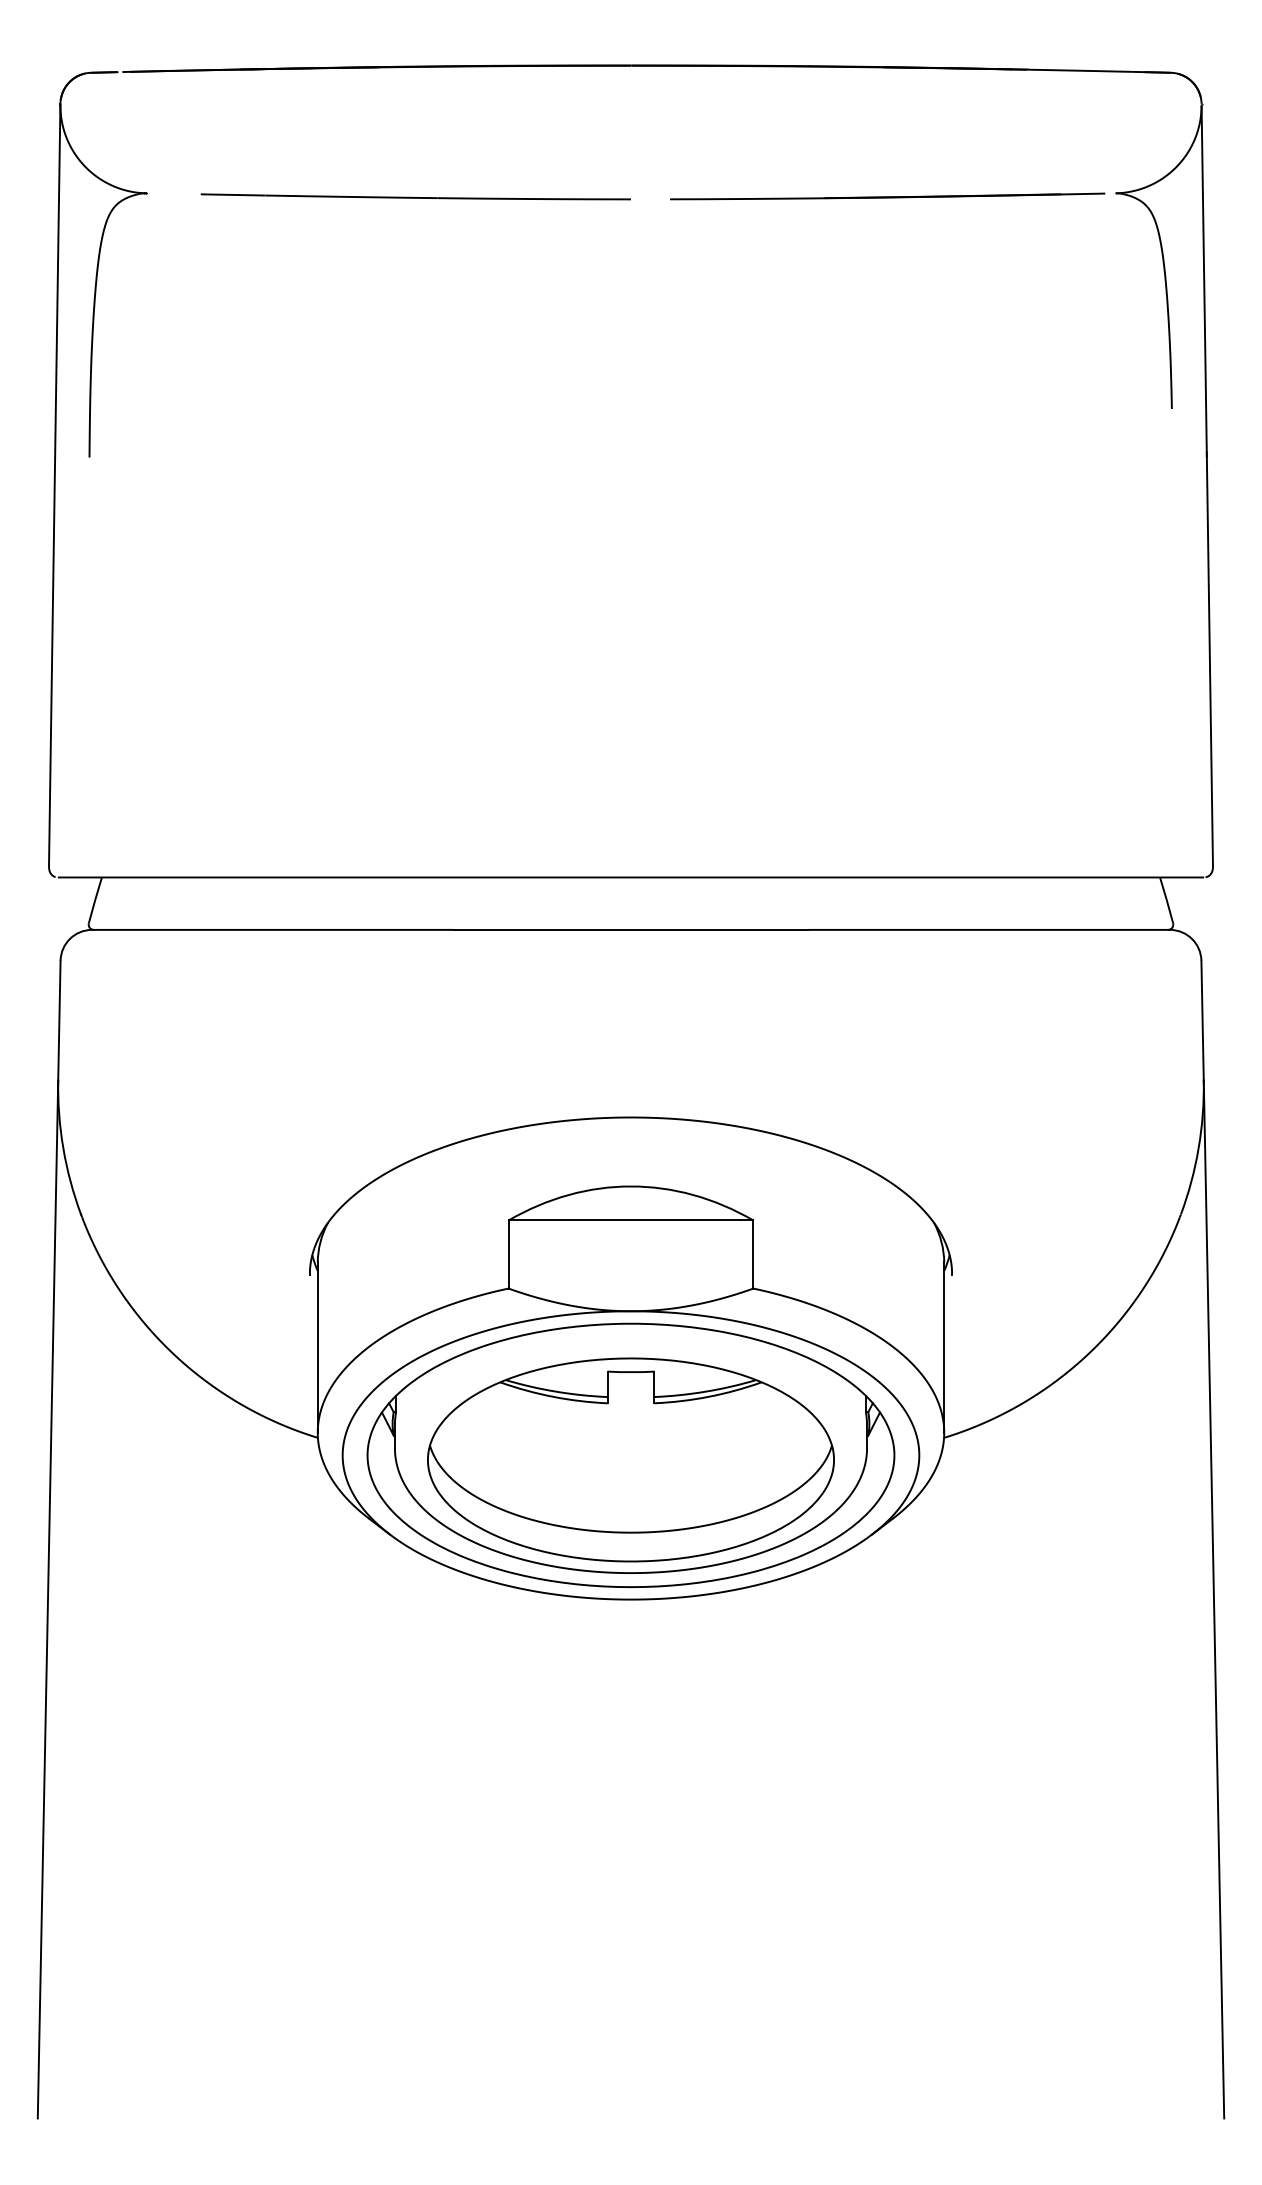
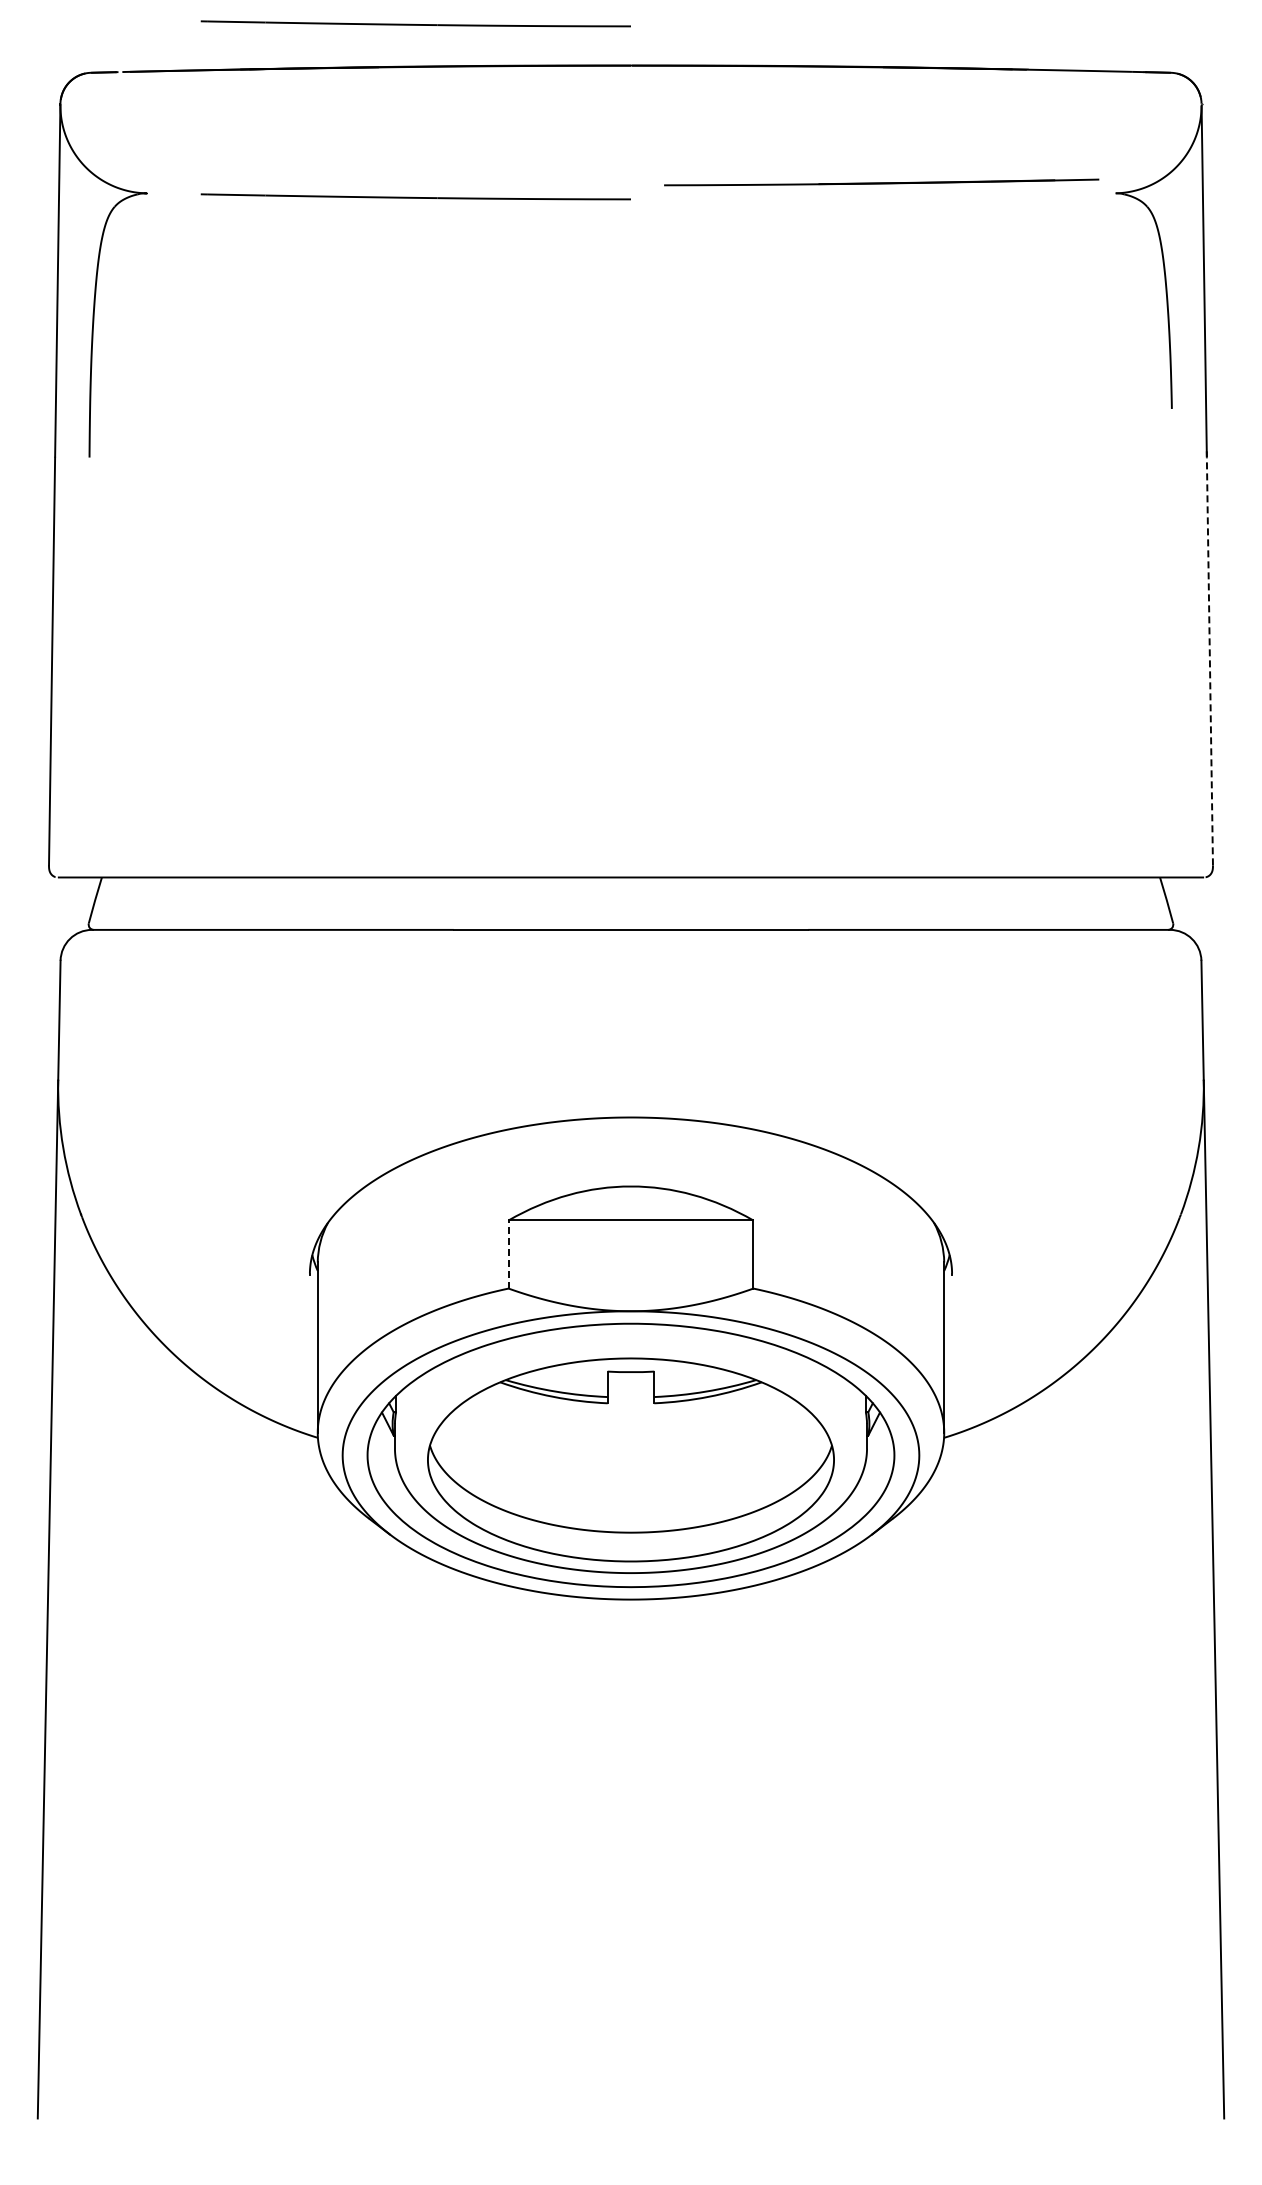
line: none -> present (415, 24)
line position: (887, 196) -> (881, 182) (881, 182)
line: solid -> dashed (1209, 661)
line: solid -> dashed (508, 1254)
